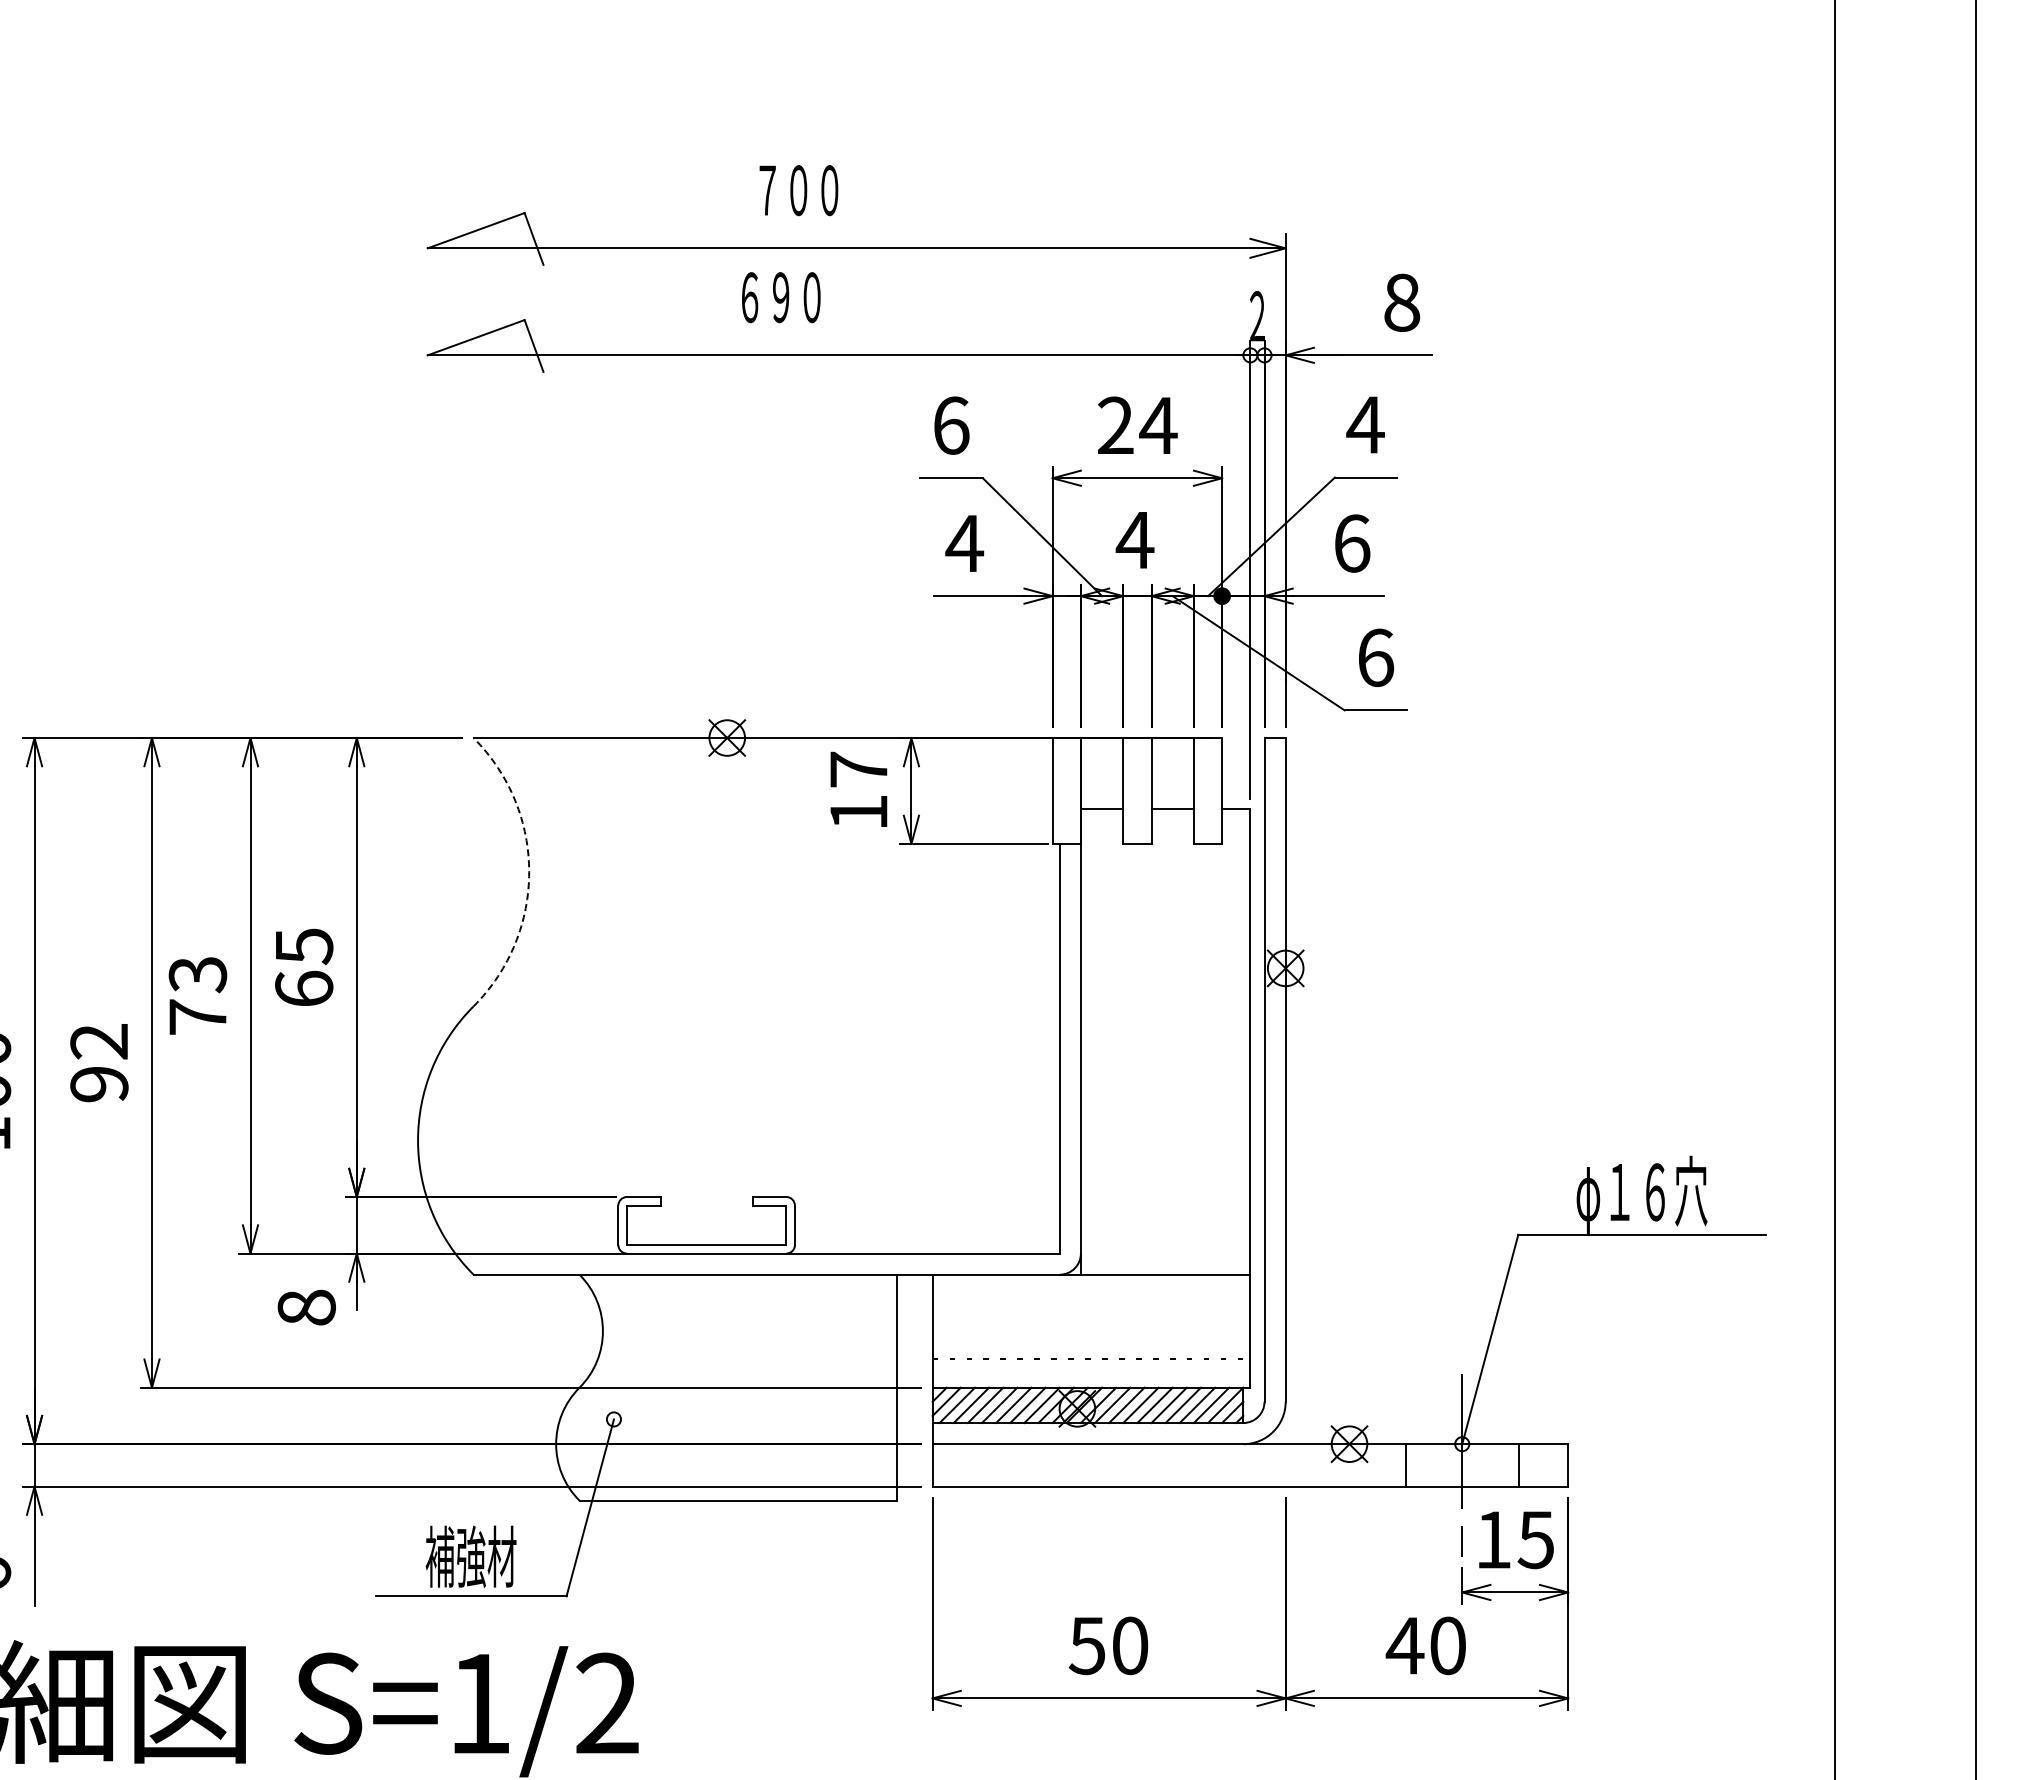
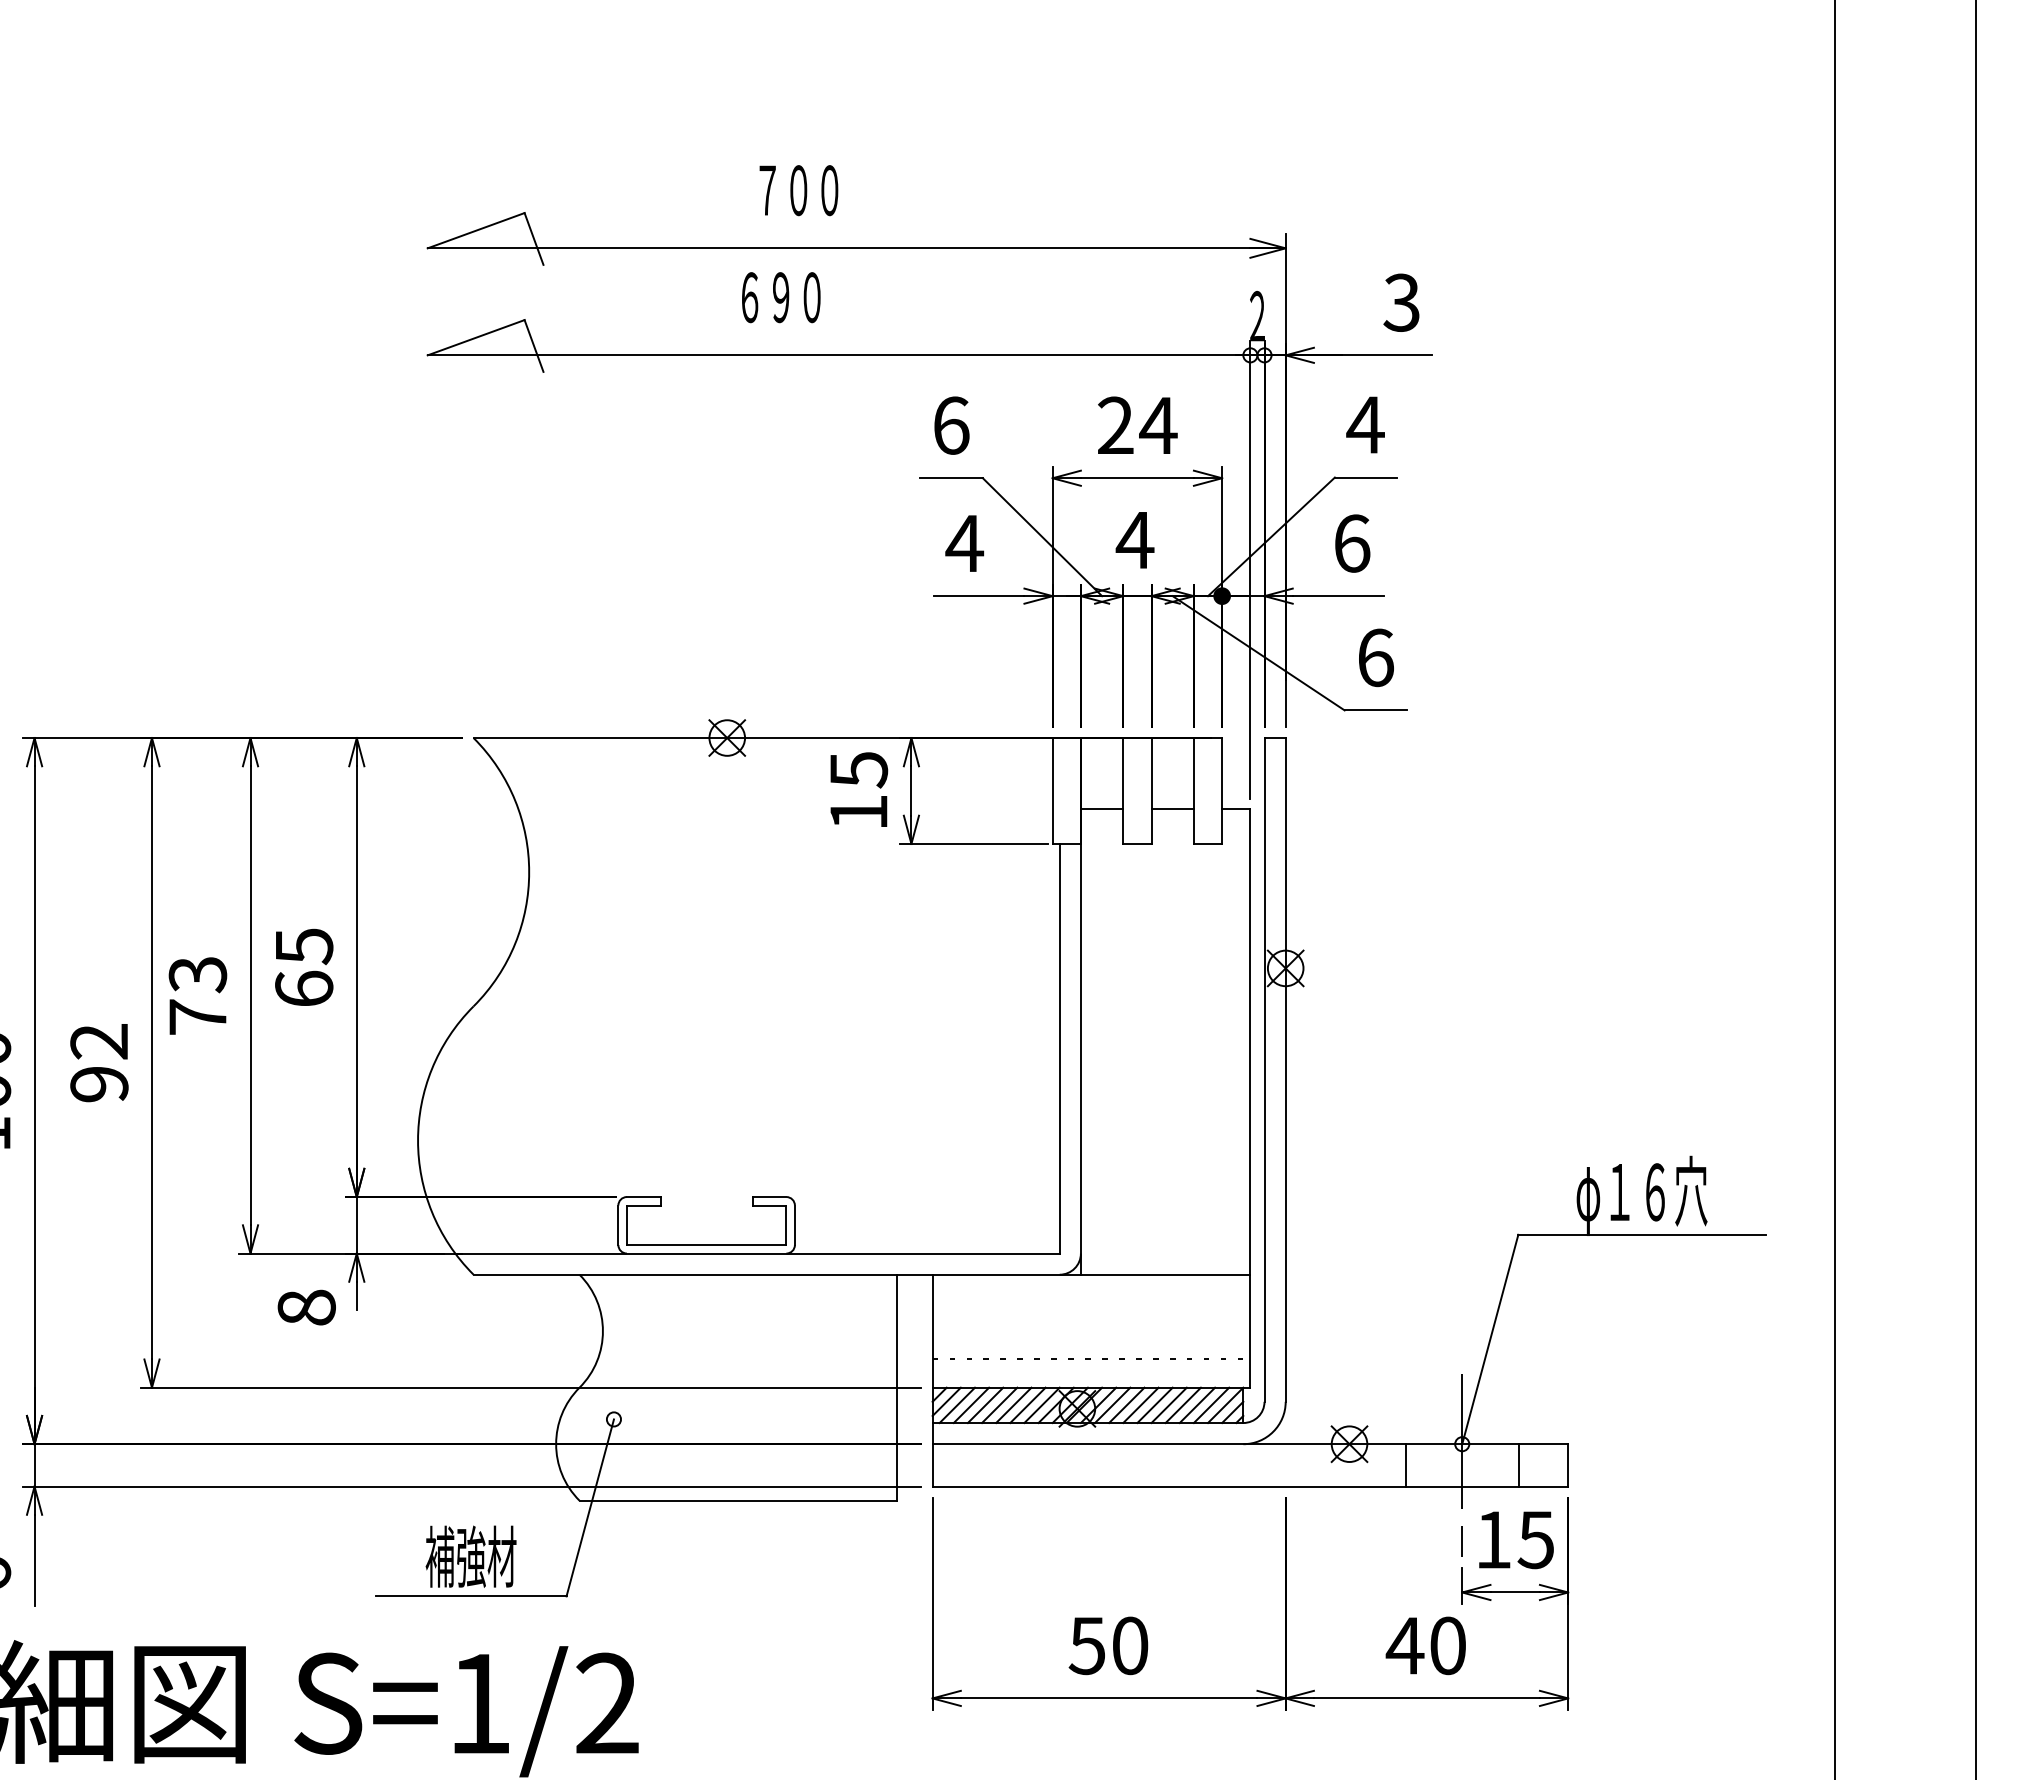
text: 8 -> 3 (1401, 302)
text: 17 -> 15 (859, 769)
arc: dashed -> solid (529, 872)
